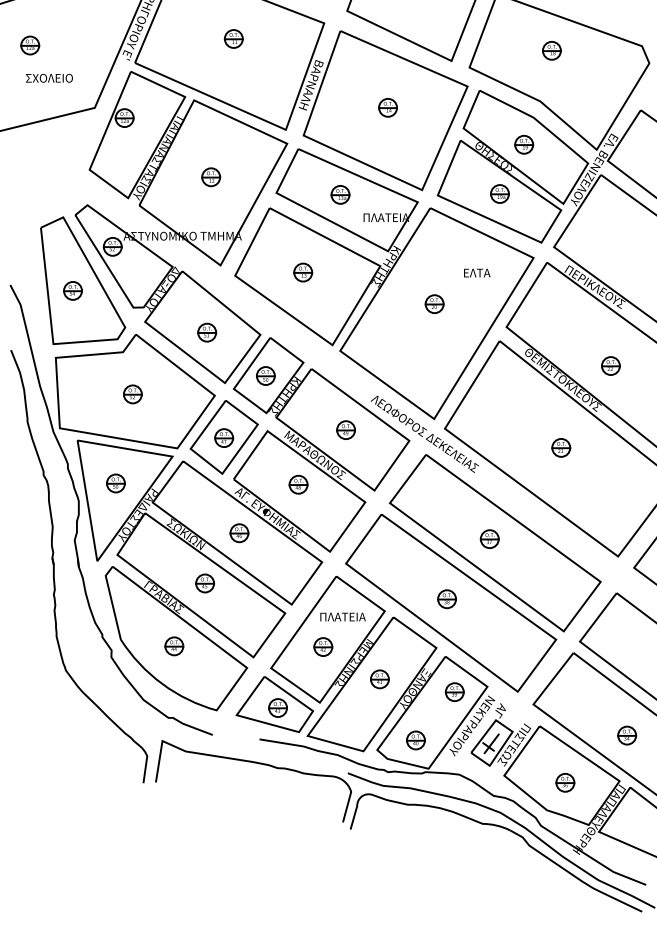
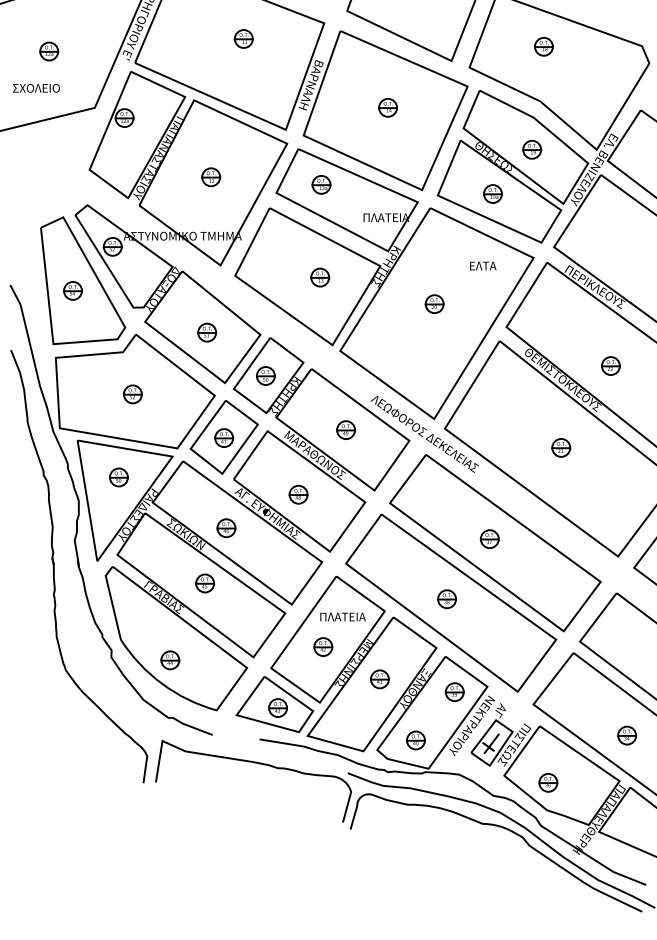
part position: (233, 38) -> (243, 38) (243, 38)
part position: (30, 45) -> (49, 51) (49, 51)
part position: (551, 50) -> (543, 46) (543, 46)
text position: (49, 77) -> (36, 87) (36, 87)
part position: (524, 144) -> (532, 149) (532, 149)
part position: (499, 193) -> (492, 193) (492, 193)
part position: (340, 194) -> (321, 184) (321, 184)
part position: (303, 272) -> (320, 277) (320, 277)
text position: (477, 272) -> (483, 265) (483, 265)
part position: (115, 483) -> (118, 477) (118, 477)
part position: (298, 484) -> (298, 494) (298, 494)
part position: (239, 533) -> (226, 528) (226, 528)
part position: (174, 646) -> (170, 660) (170, 660)
part position: (565, 782) -> (548, 782) (548, 782)
